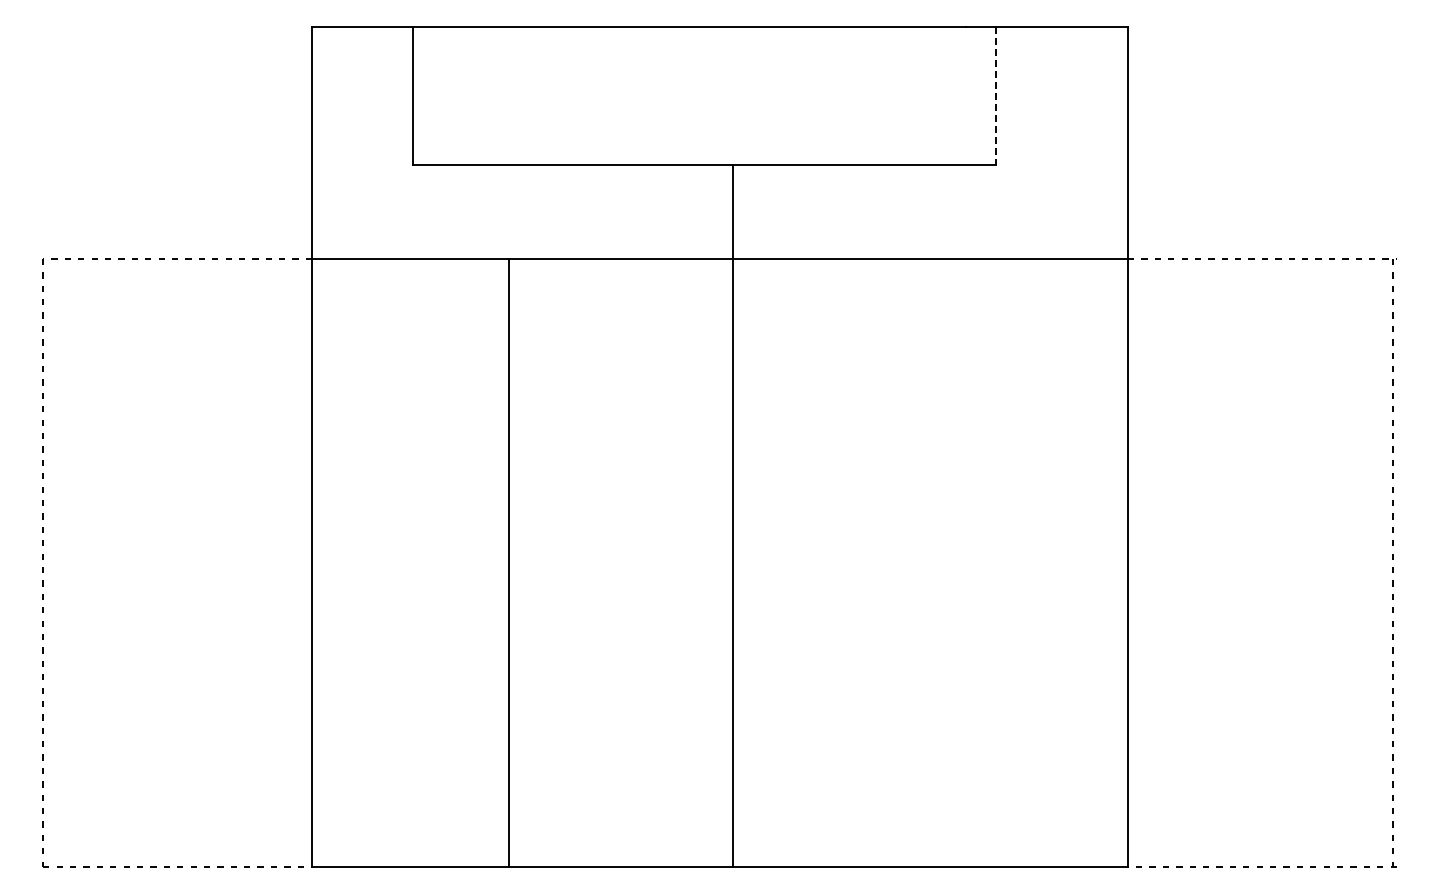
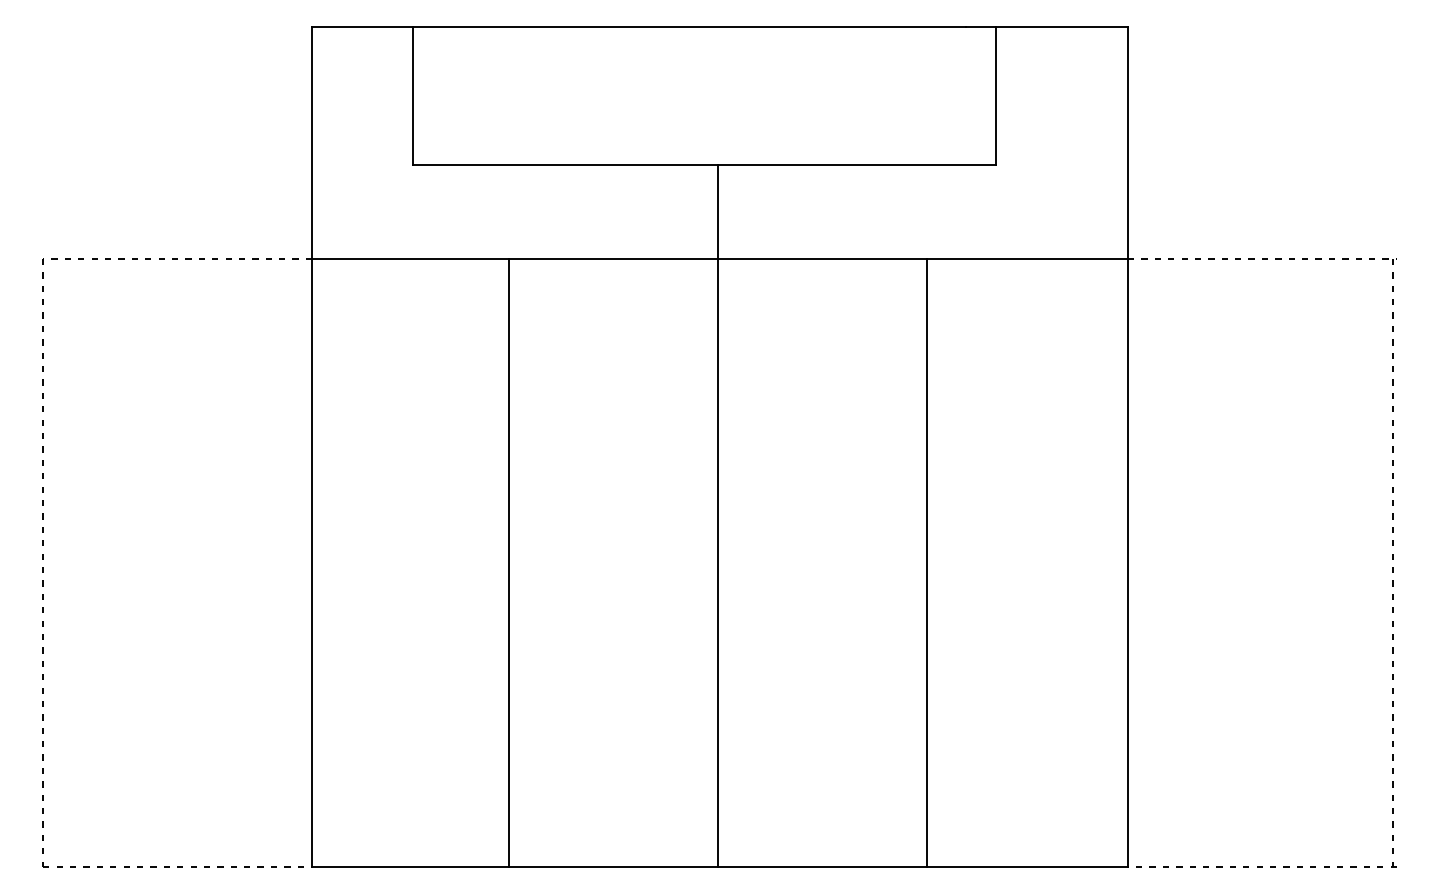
line: dashed -> solid (996, 96)
line position: (733, 515) -> (718, 515) (718, 515)
line: none -> present (926, 562)
